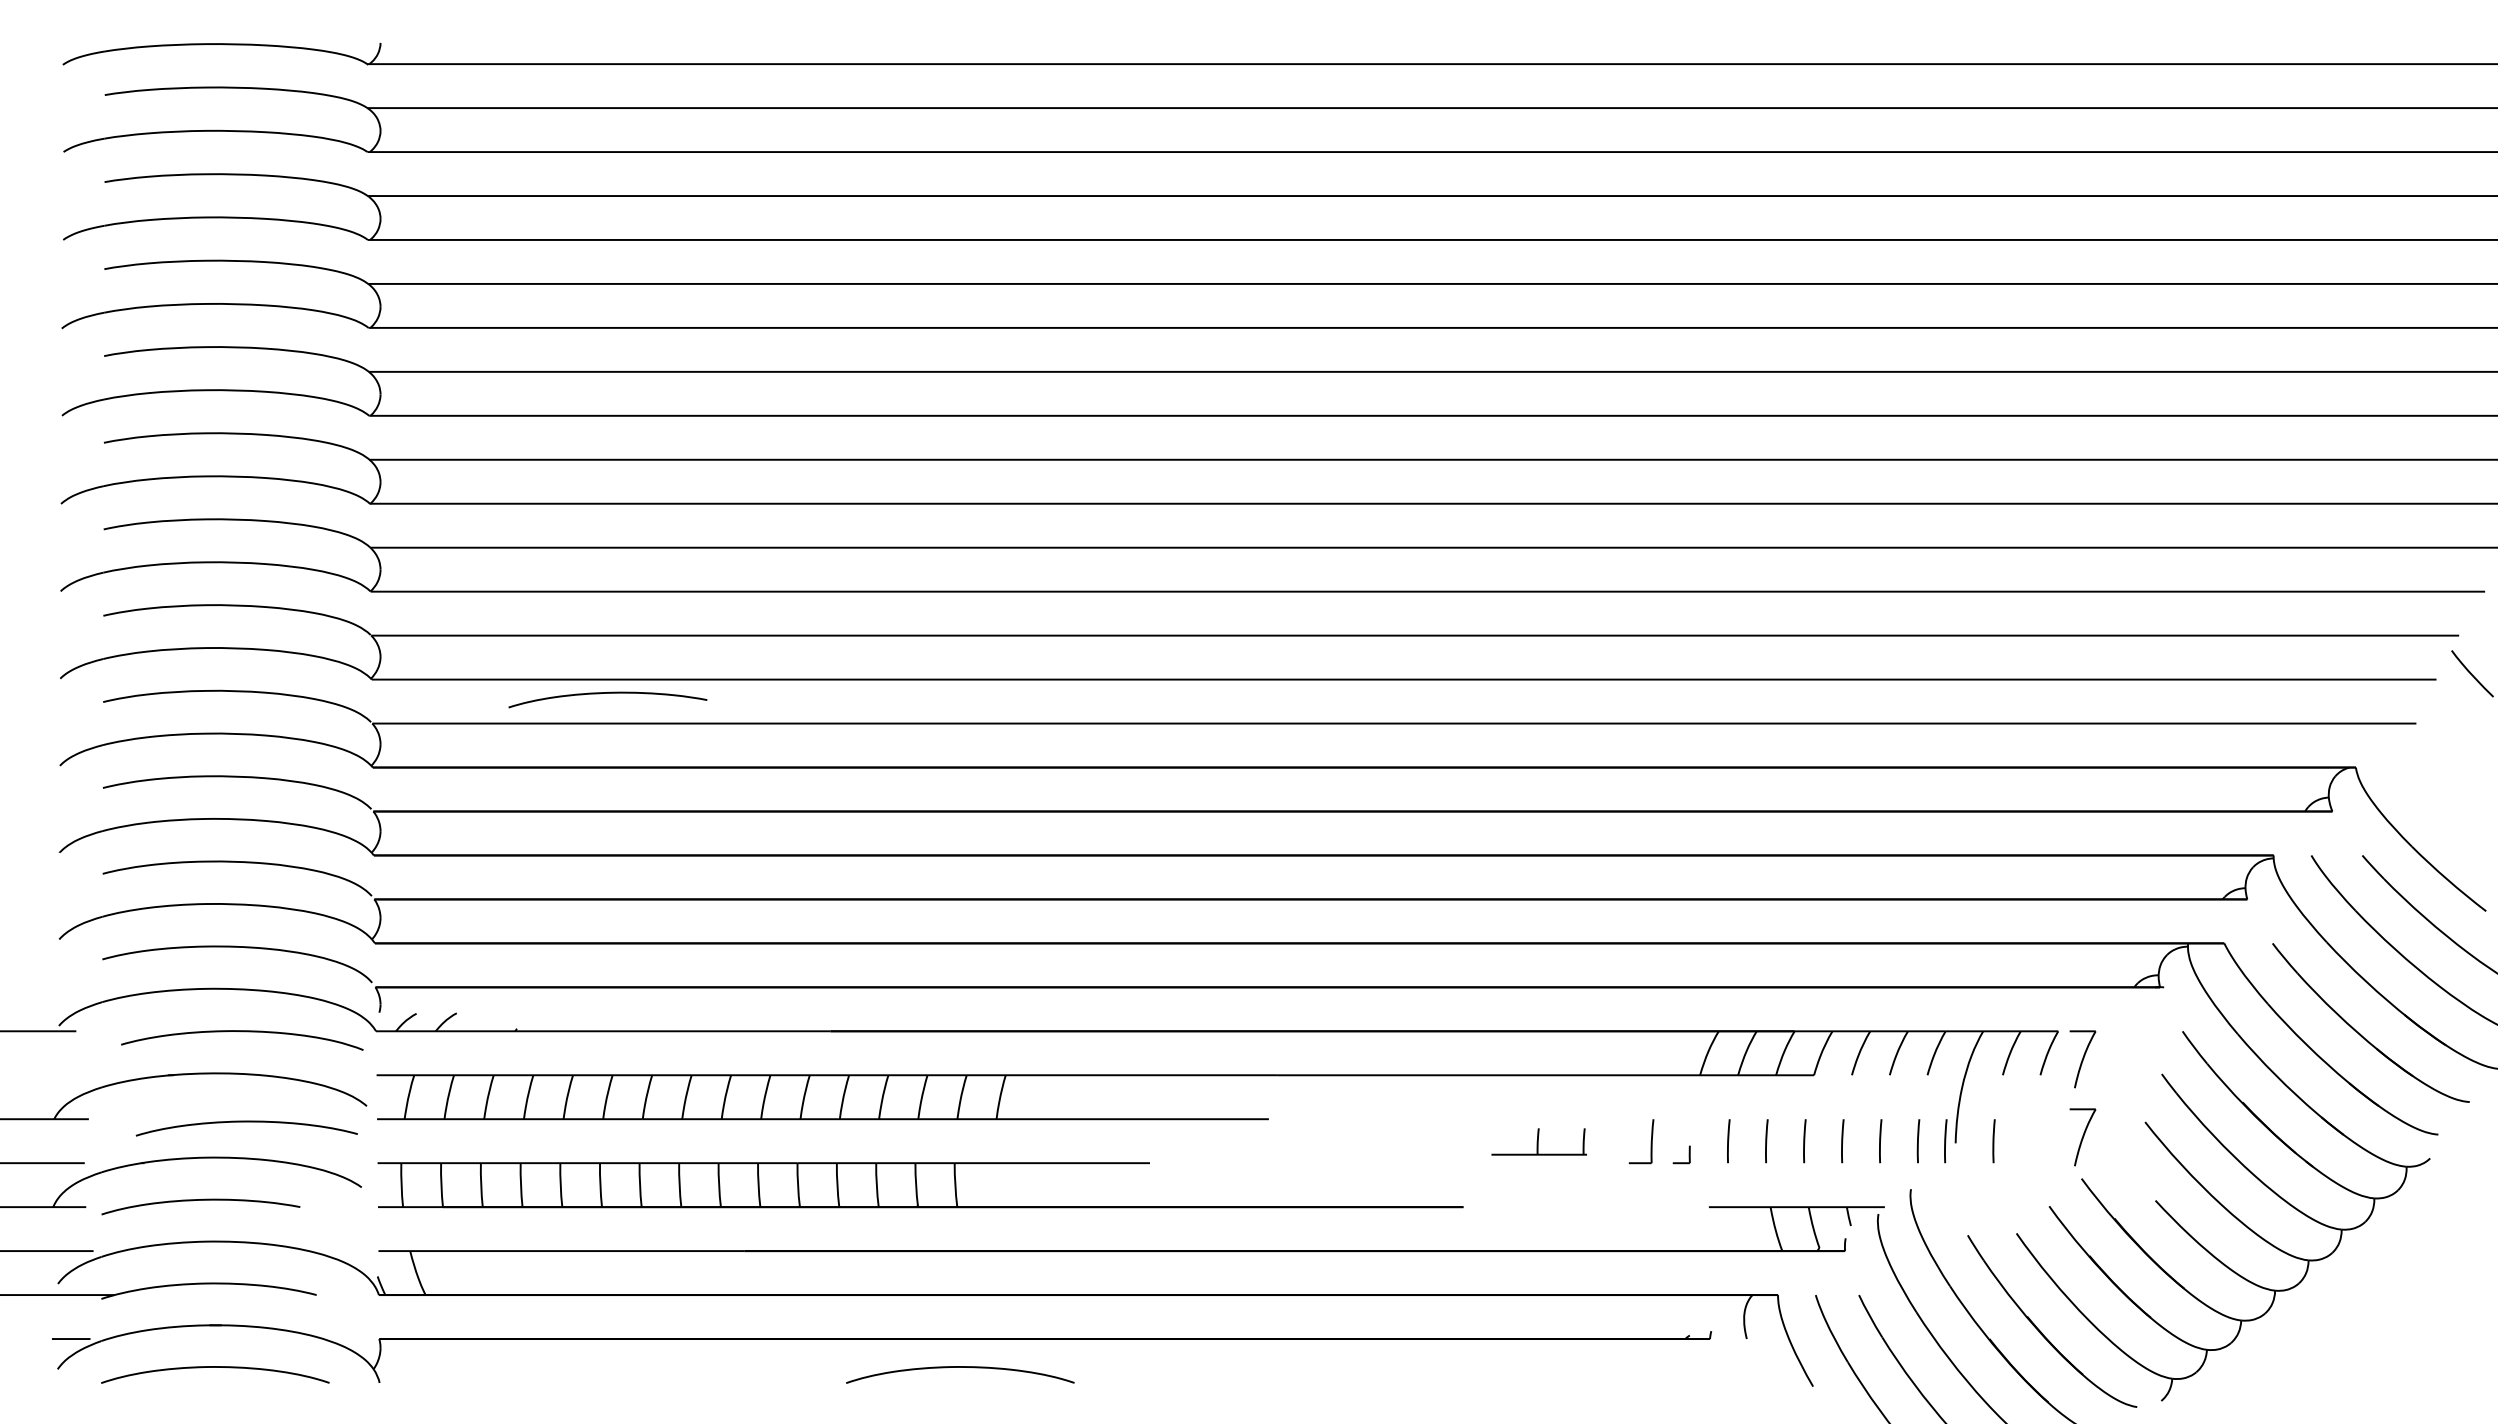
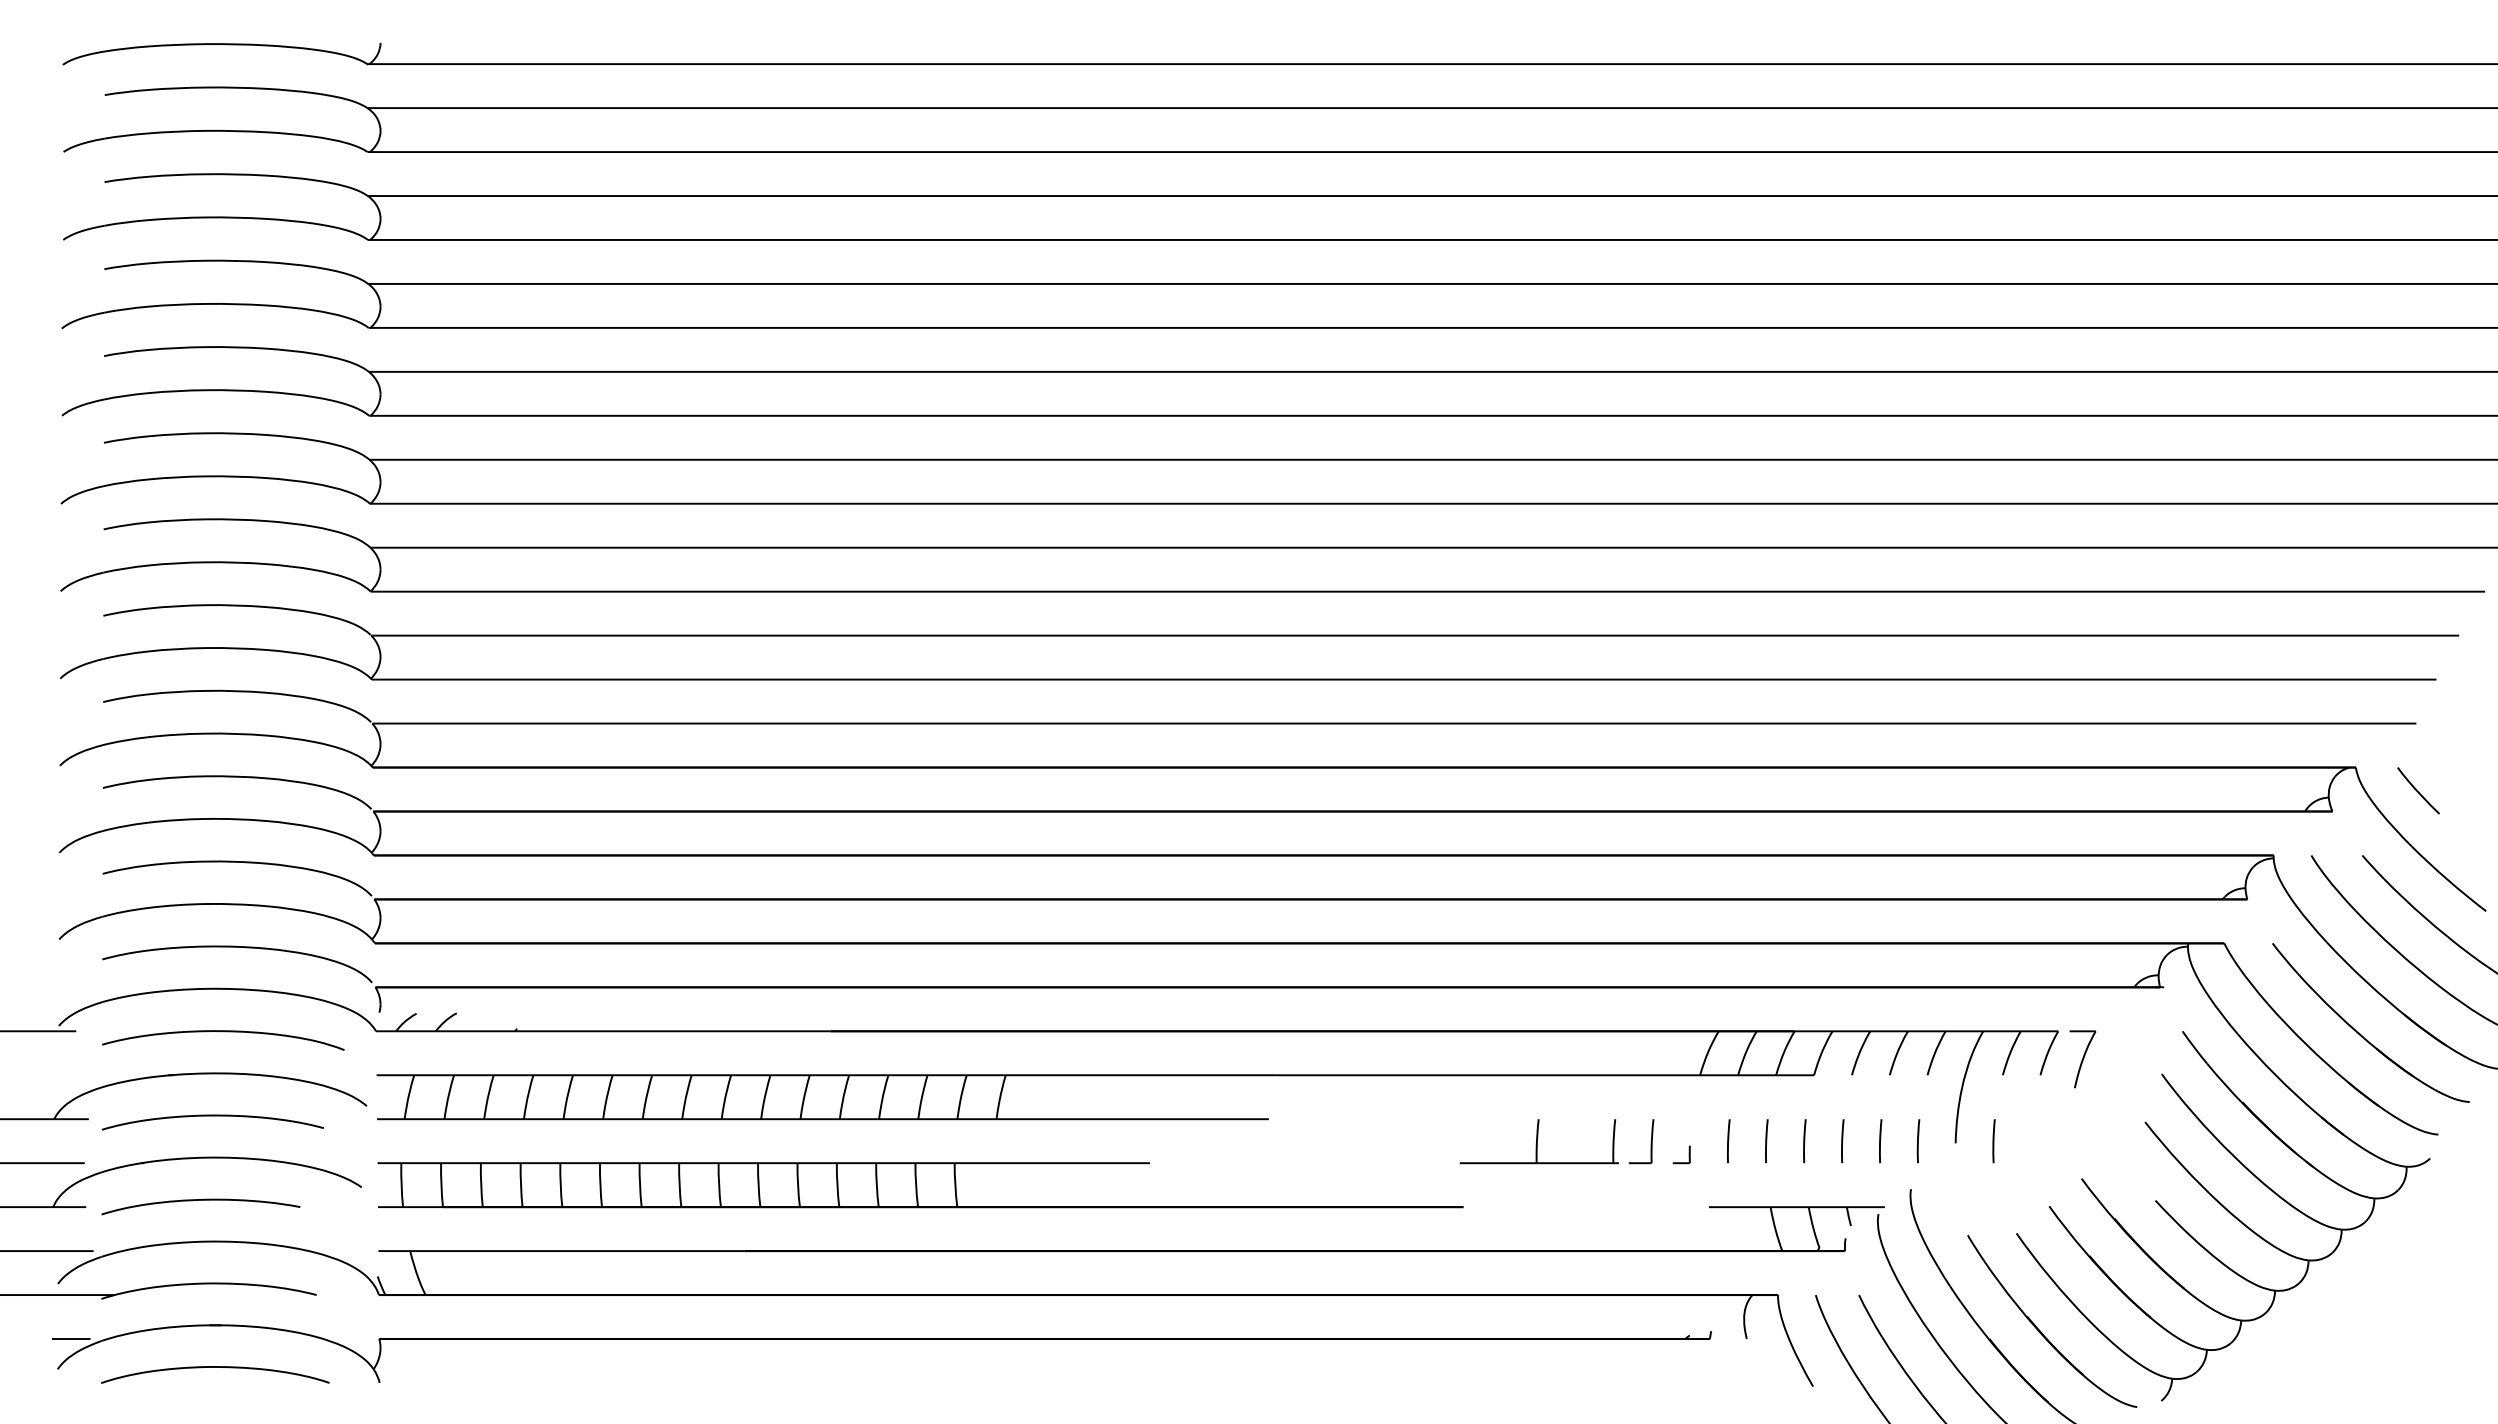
line position: (2472, 673) -> (2418, 790) (2418, 790)
curve: present -> none (607, 693)
curve position: (242, 1032) -> (223, 1032) (223, 1032)
curve position: (246, 1122) -> (212, 1116) (212, 1116)
part: present -> none (2082, 1137)
part size: 96x28 px -> 160x46 px (1538, 1141)
curve: present -> none (1945, 1141)
curve: present -> none (960, 1367)
